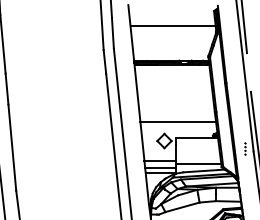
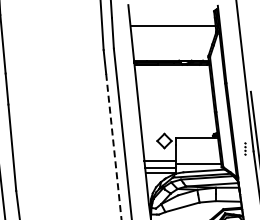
line: present -> none (243, 27)
line: present -> none (178, 121)
line: solid -> dashed (113, 147)
